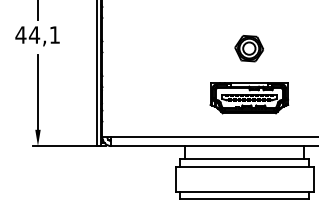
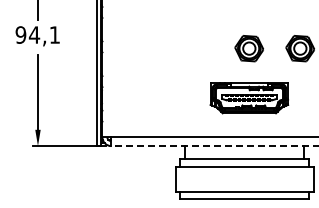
text: 44,1 -> 94,1 (20, 34)
part: none -> present (299, 48)
line: solid -> dashed (214, 146)
